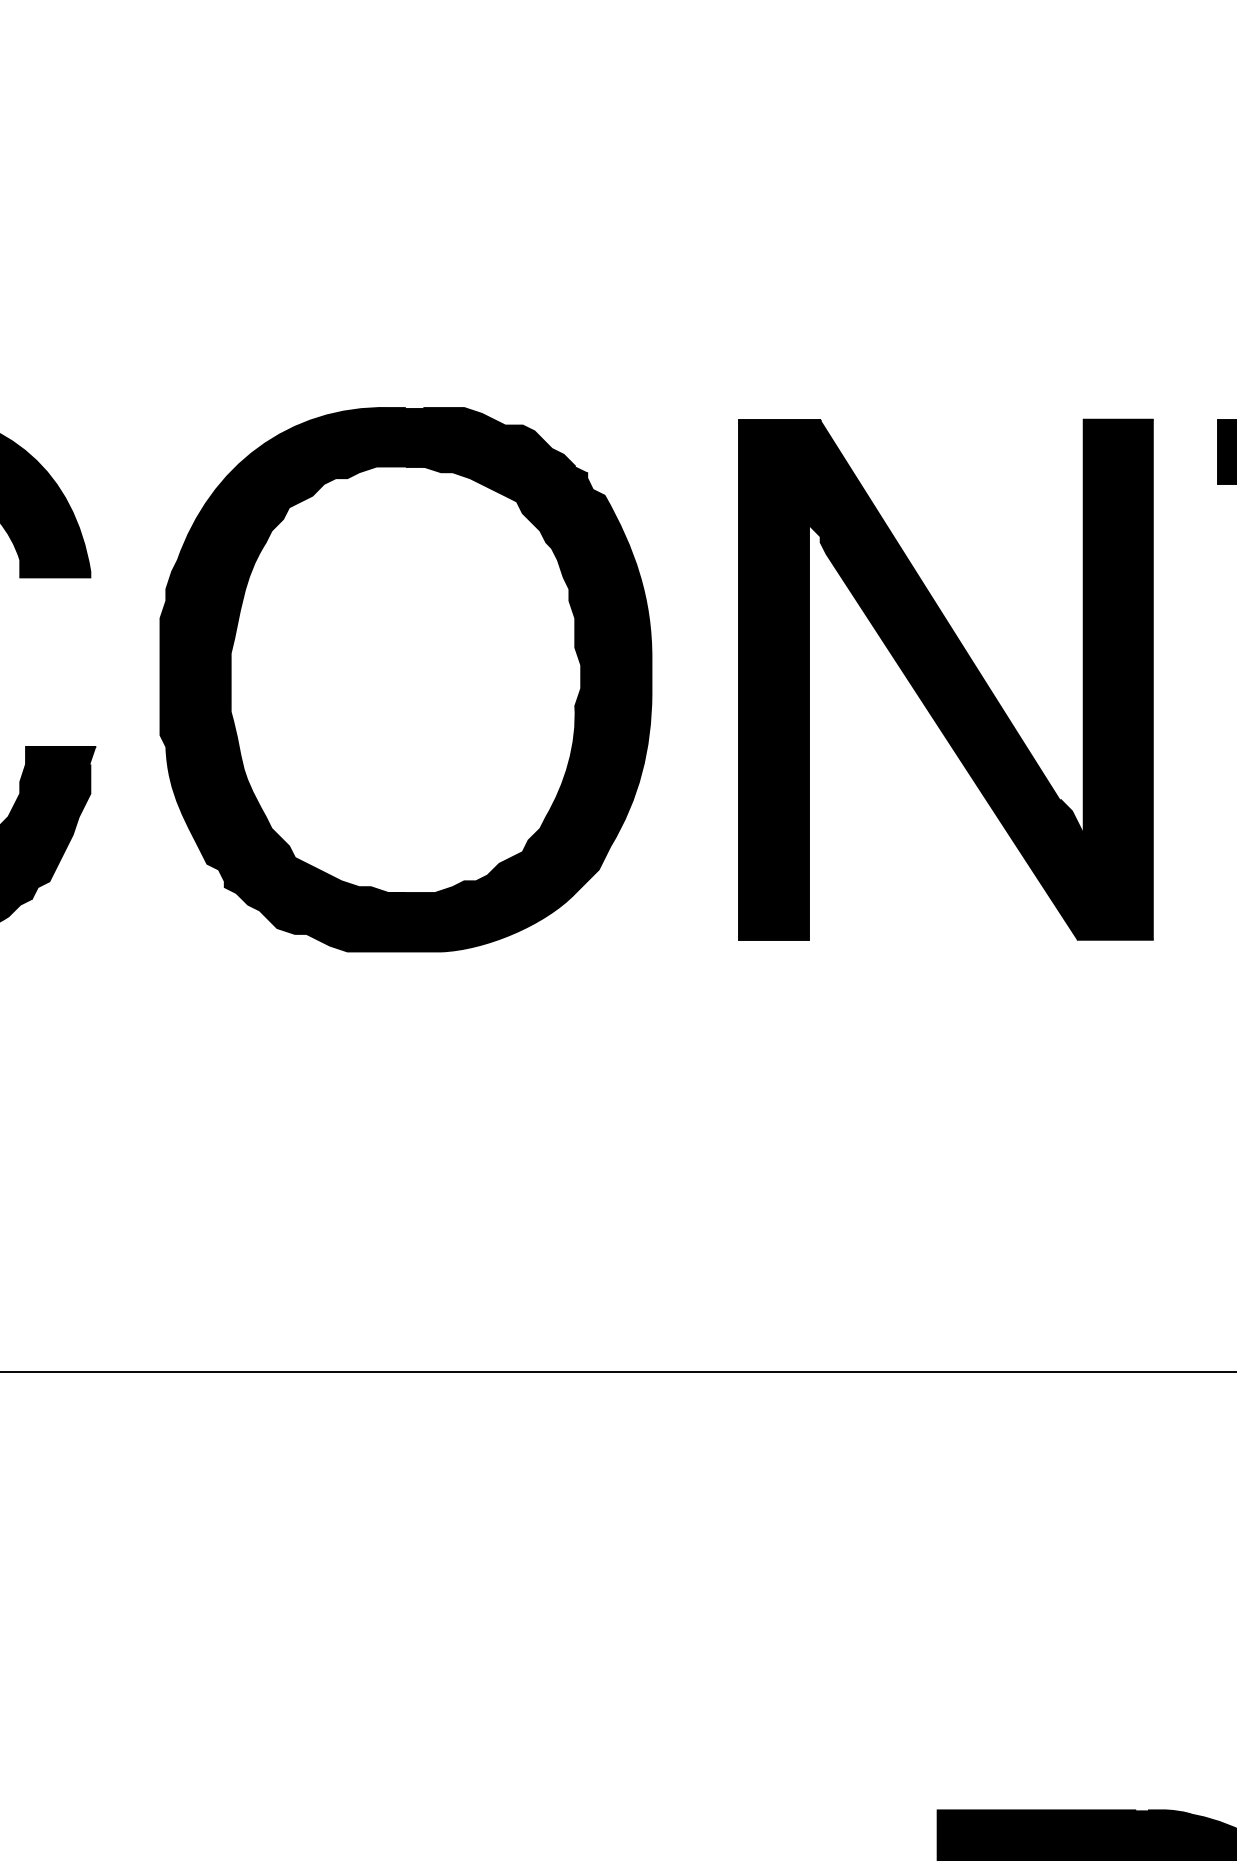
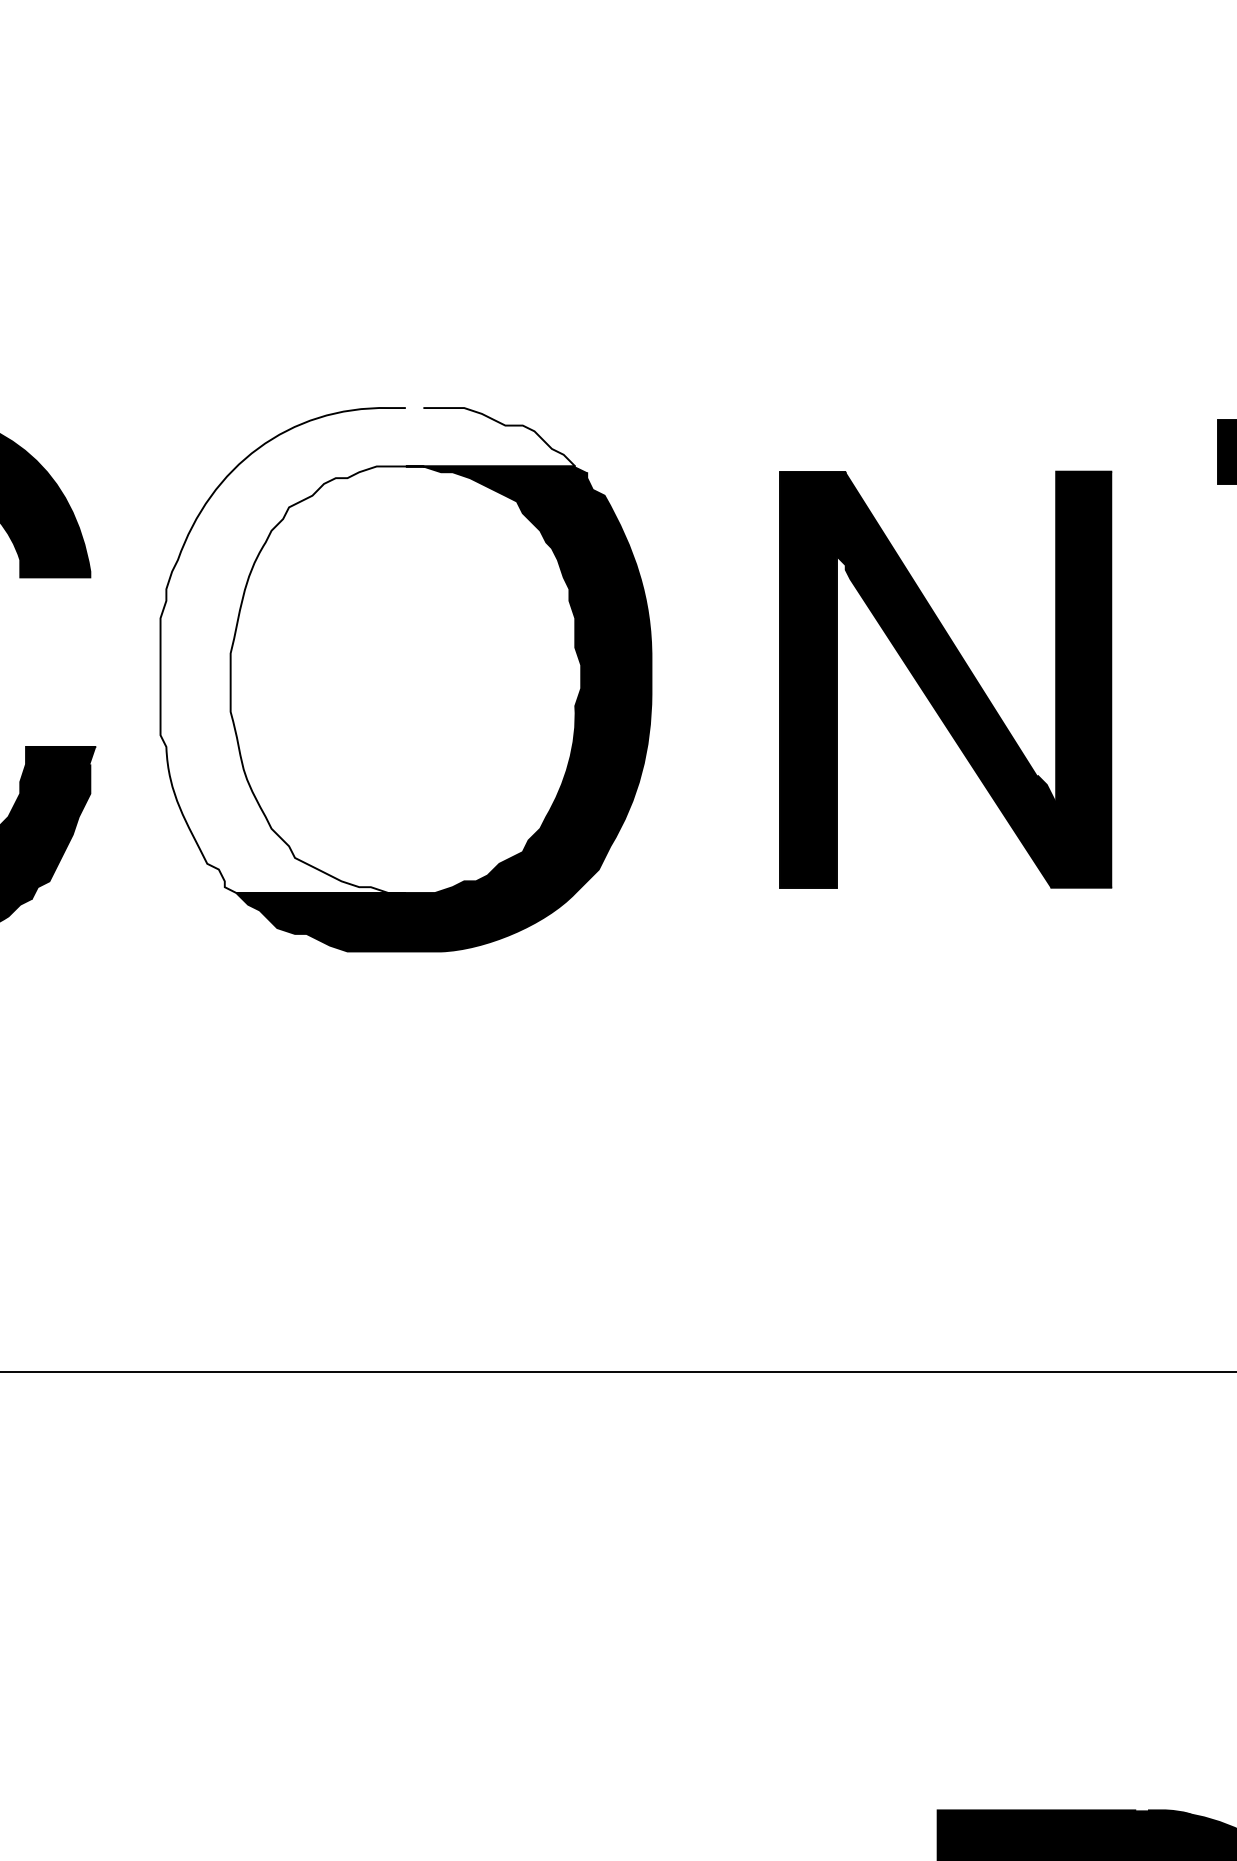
fill: present -> none (367, 650)
part size: 416x523 px -> 334x419 px (945, 679)
